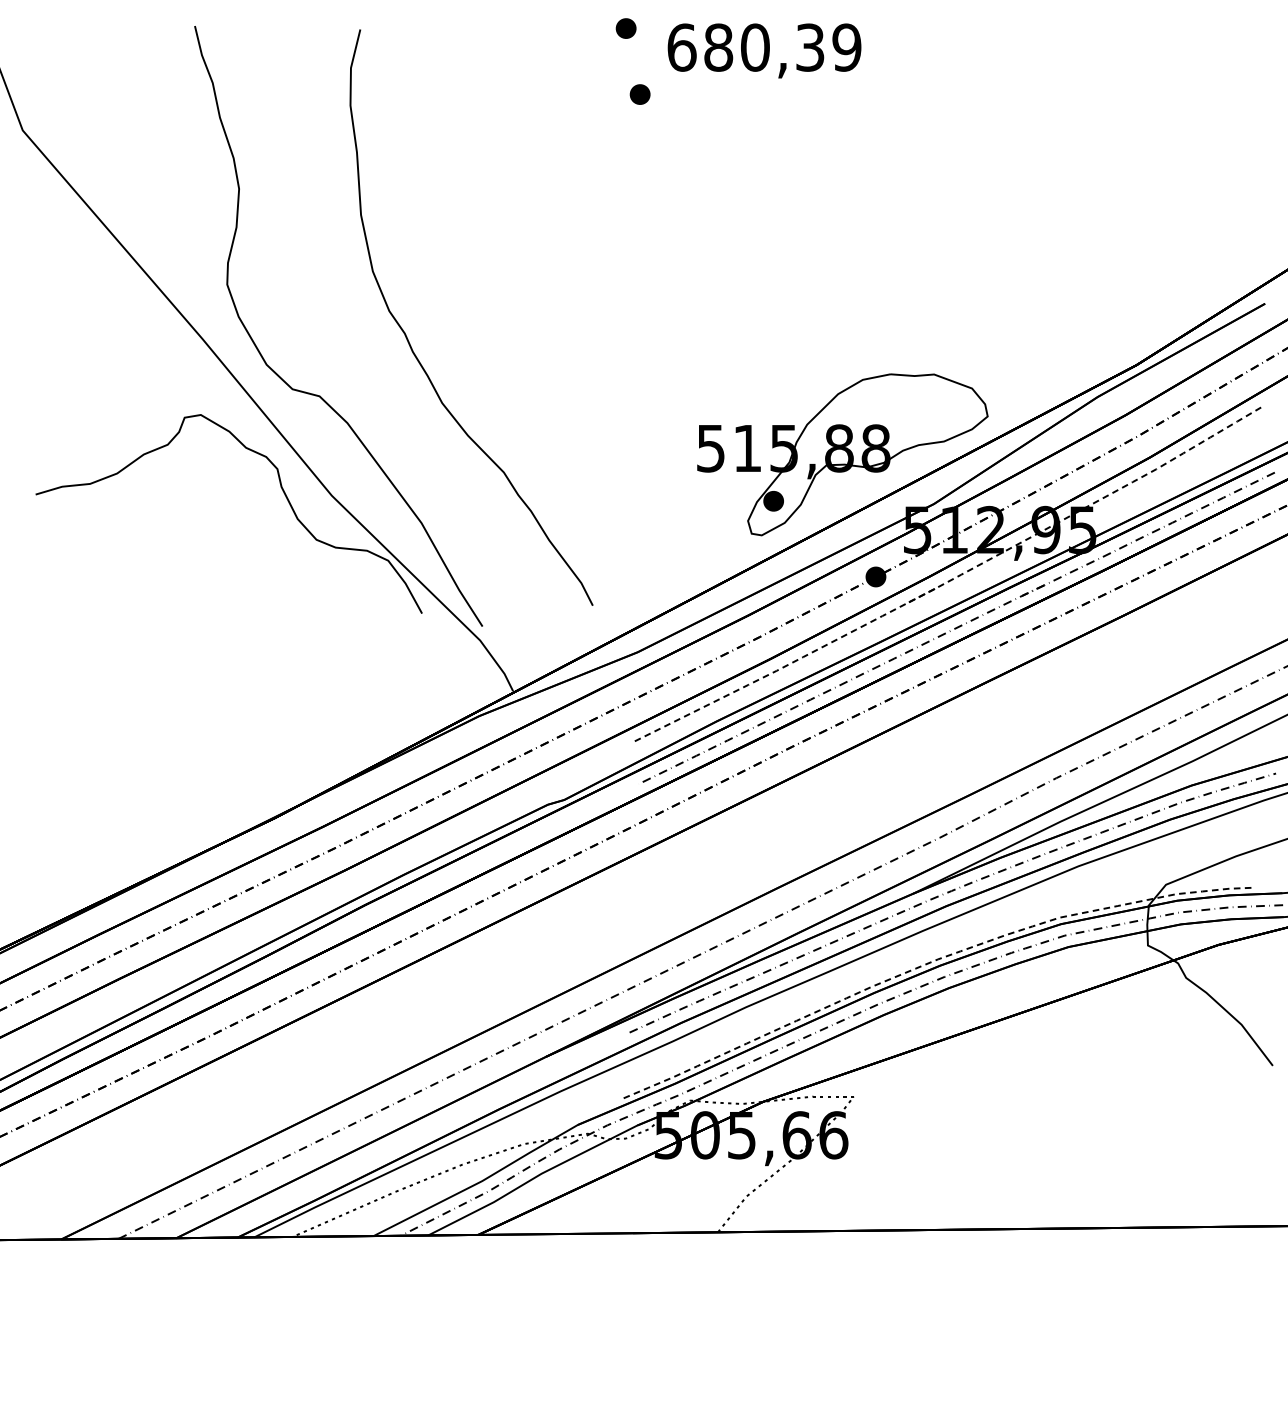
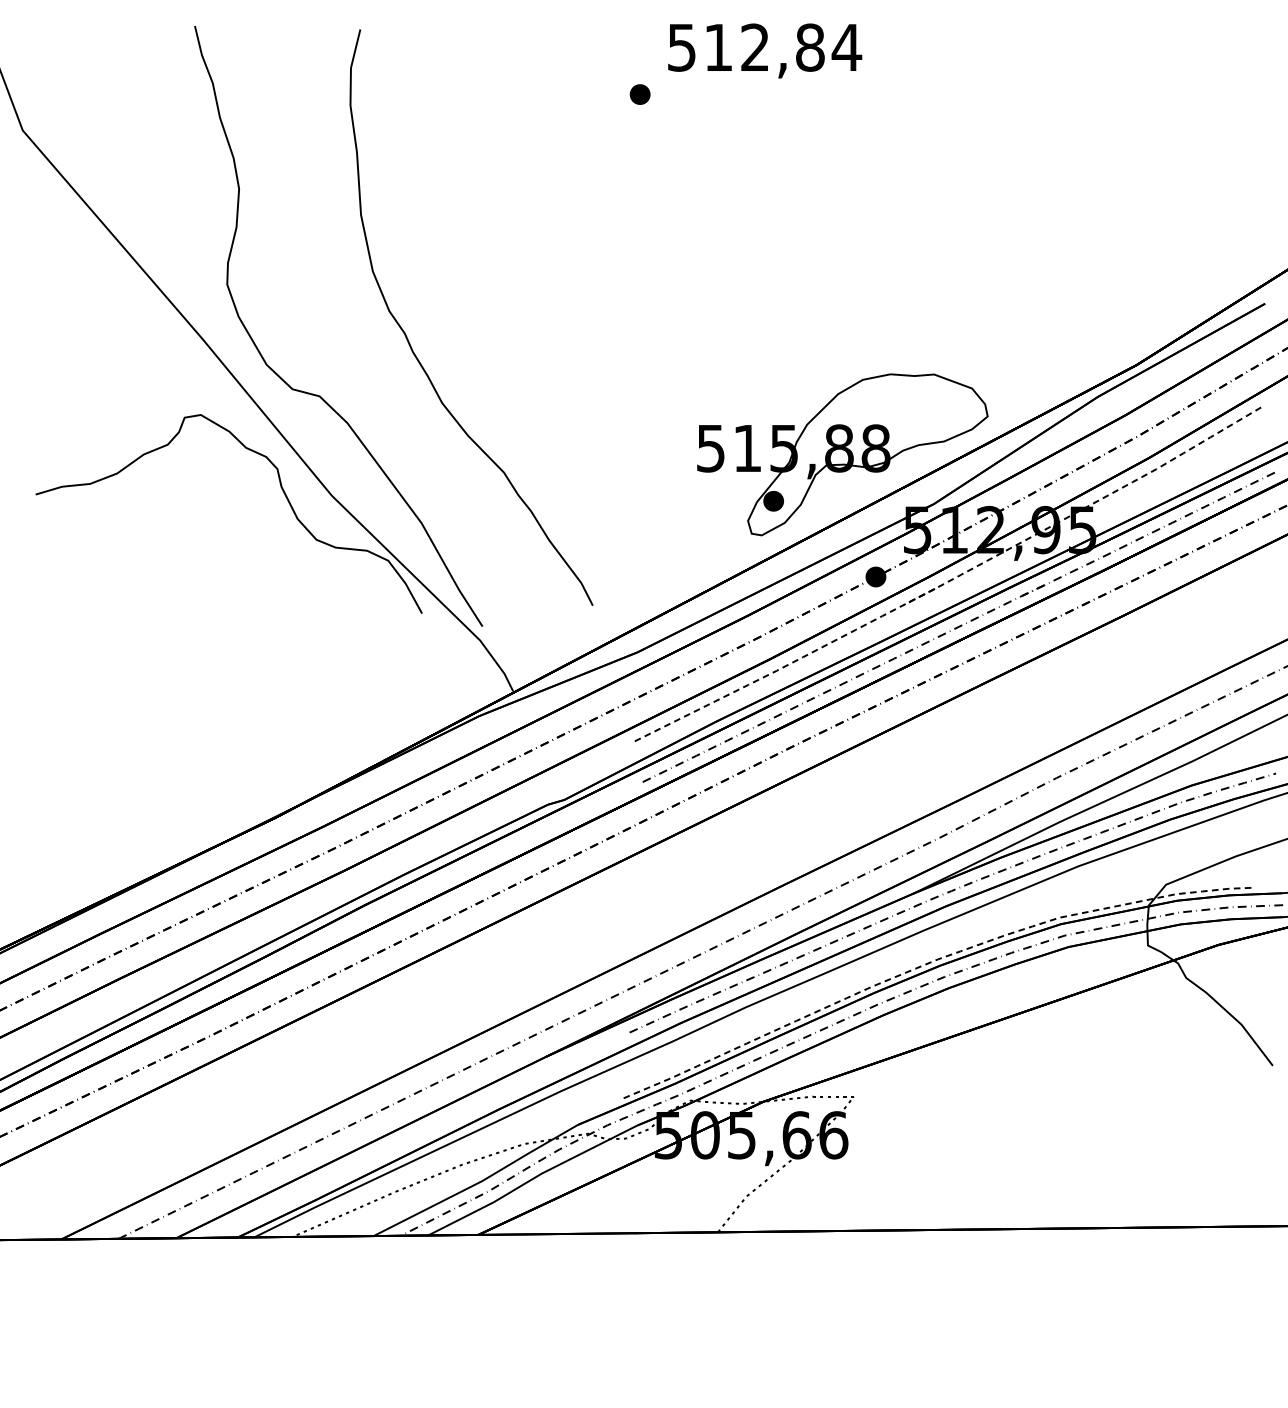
part: present -> none (625, 28)
text: 680,39 -> 512,84 (764, 47)
